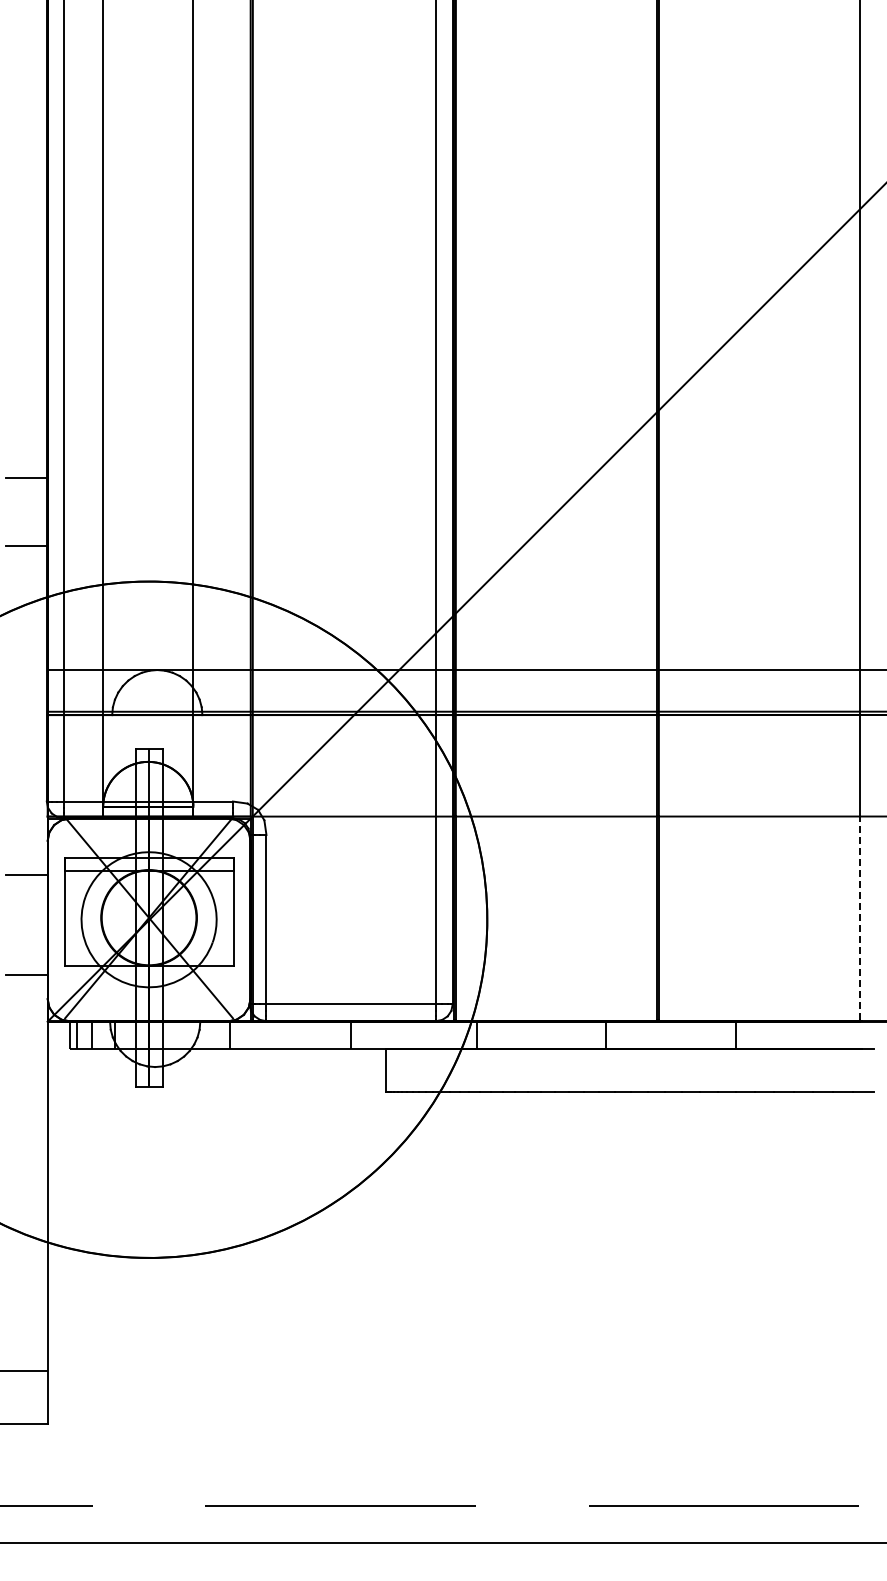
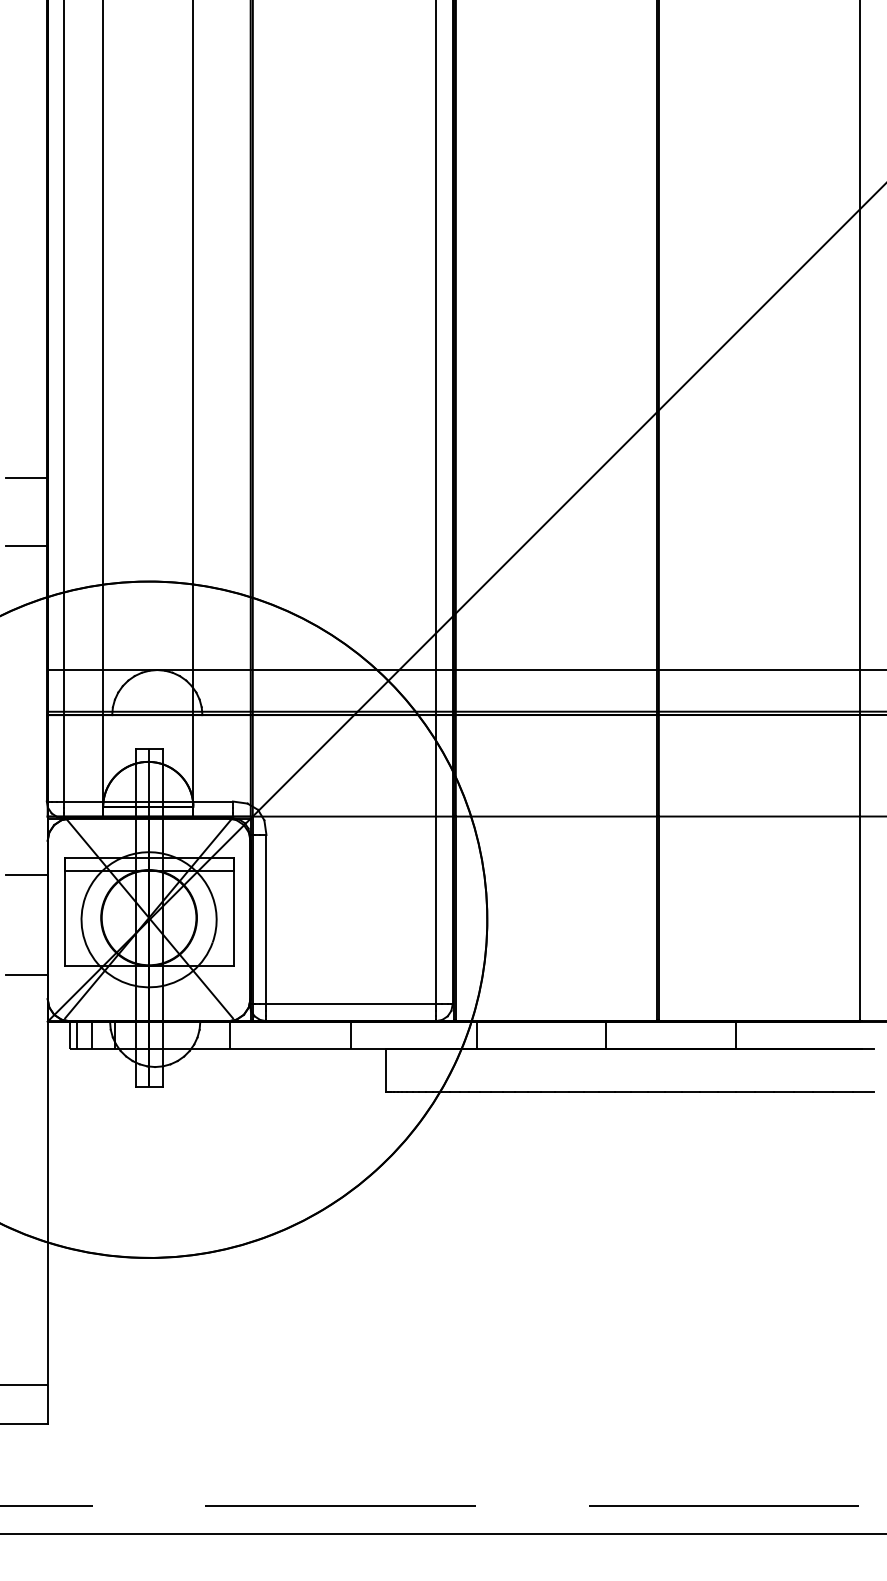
line: dashed -> solid (859, 918)
line position: (24, 1370) -> (24, 1384) (24, 1384)
line position: (442, 1542) -> (442, 1533) (442, 1533)
